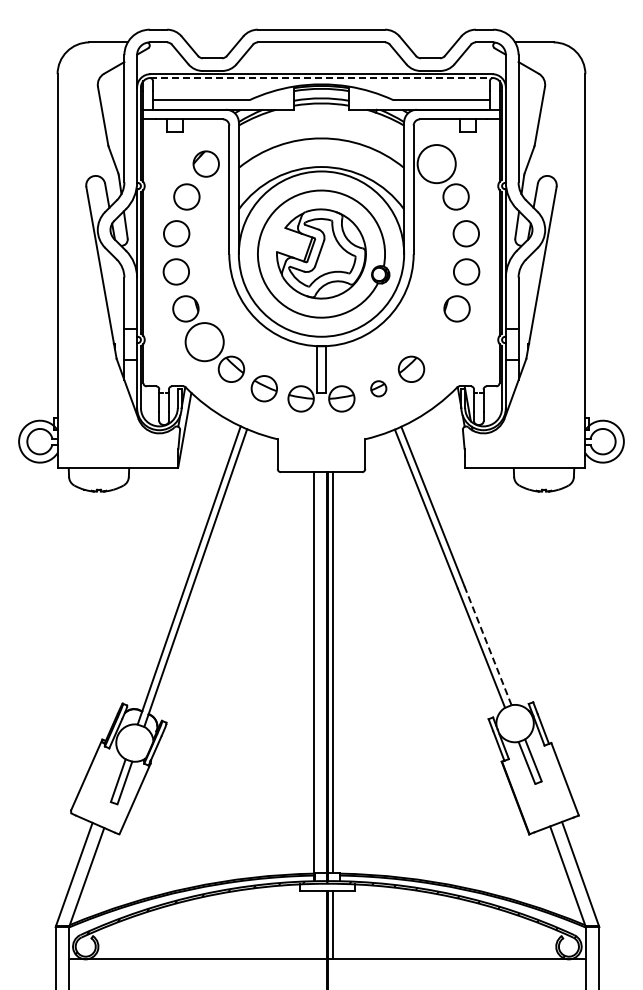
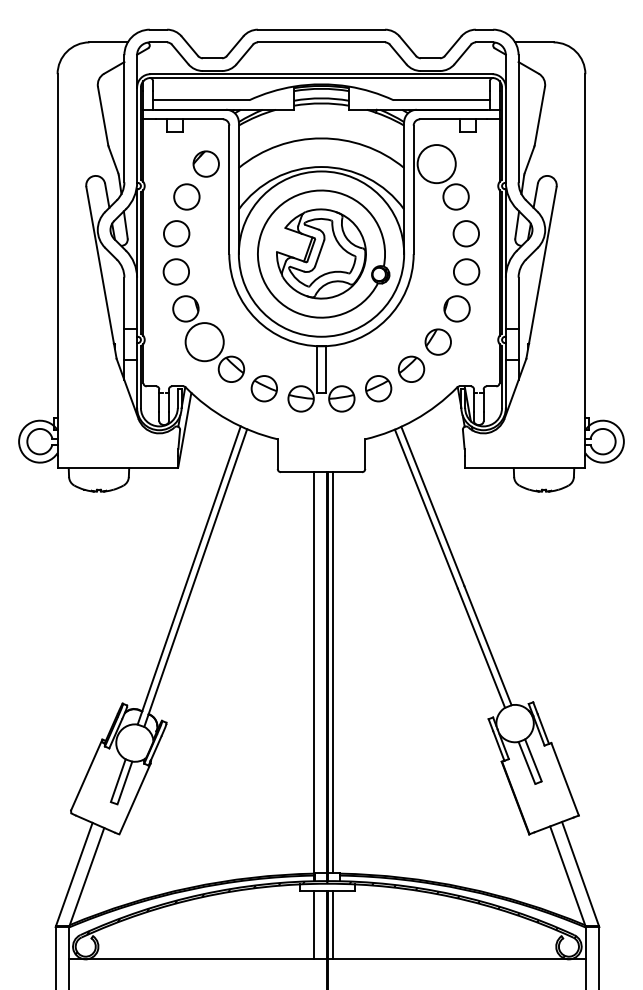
line: dashed -> solid (321, 78)
part: none -> present (437, 341)
part size: 18x18 px -> 28x28 px (378, 388)
line: dashed -> solid (487, 645)
line: none -> present (313, 924)
